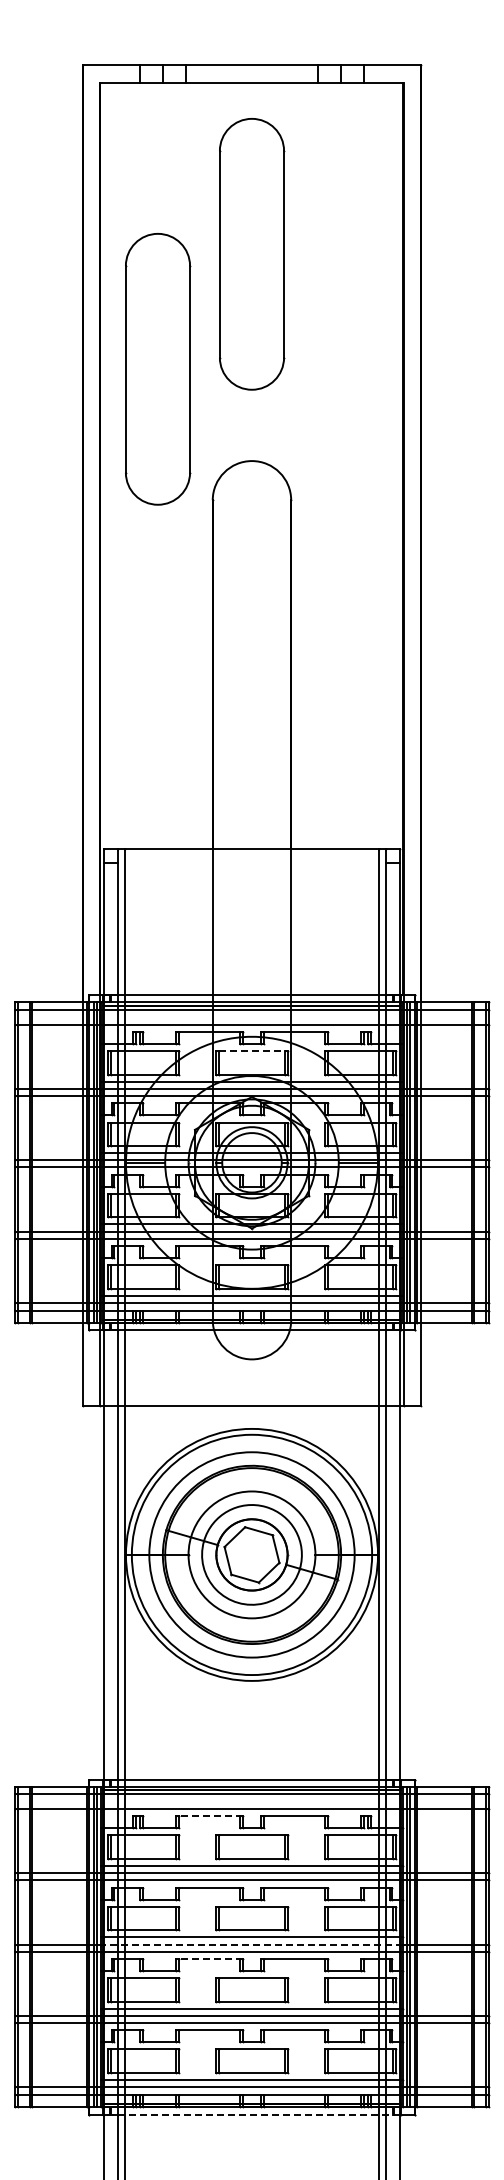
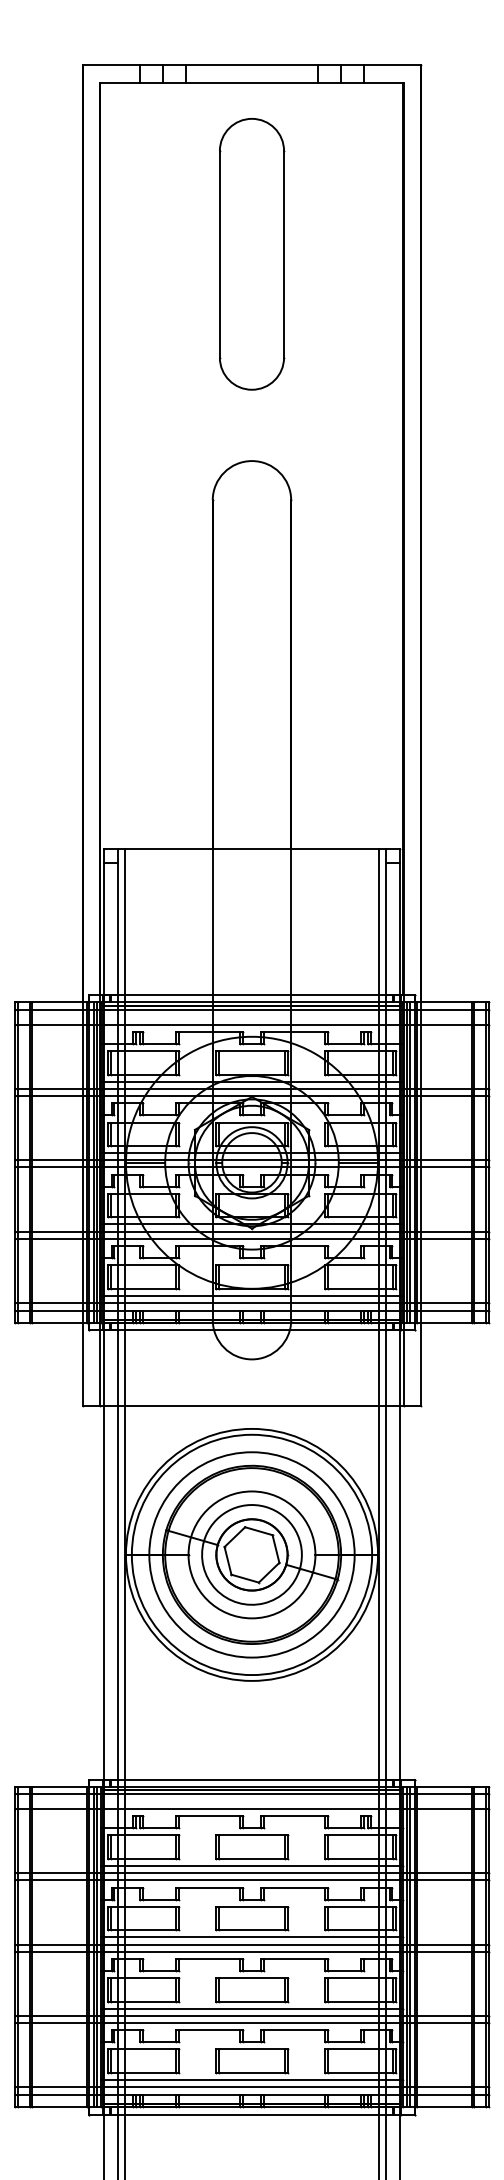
part: present -> none (158, 369)
line: dashed -> solid (253, 1051)
line: dashed -> solid (210, 1816)
line: dashed -> solid (253, 1944)
line: dashed -> solid (210, 1958)
line: dashed -> solid (251, 2114)
